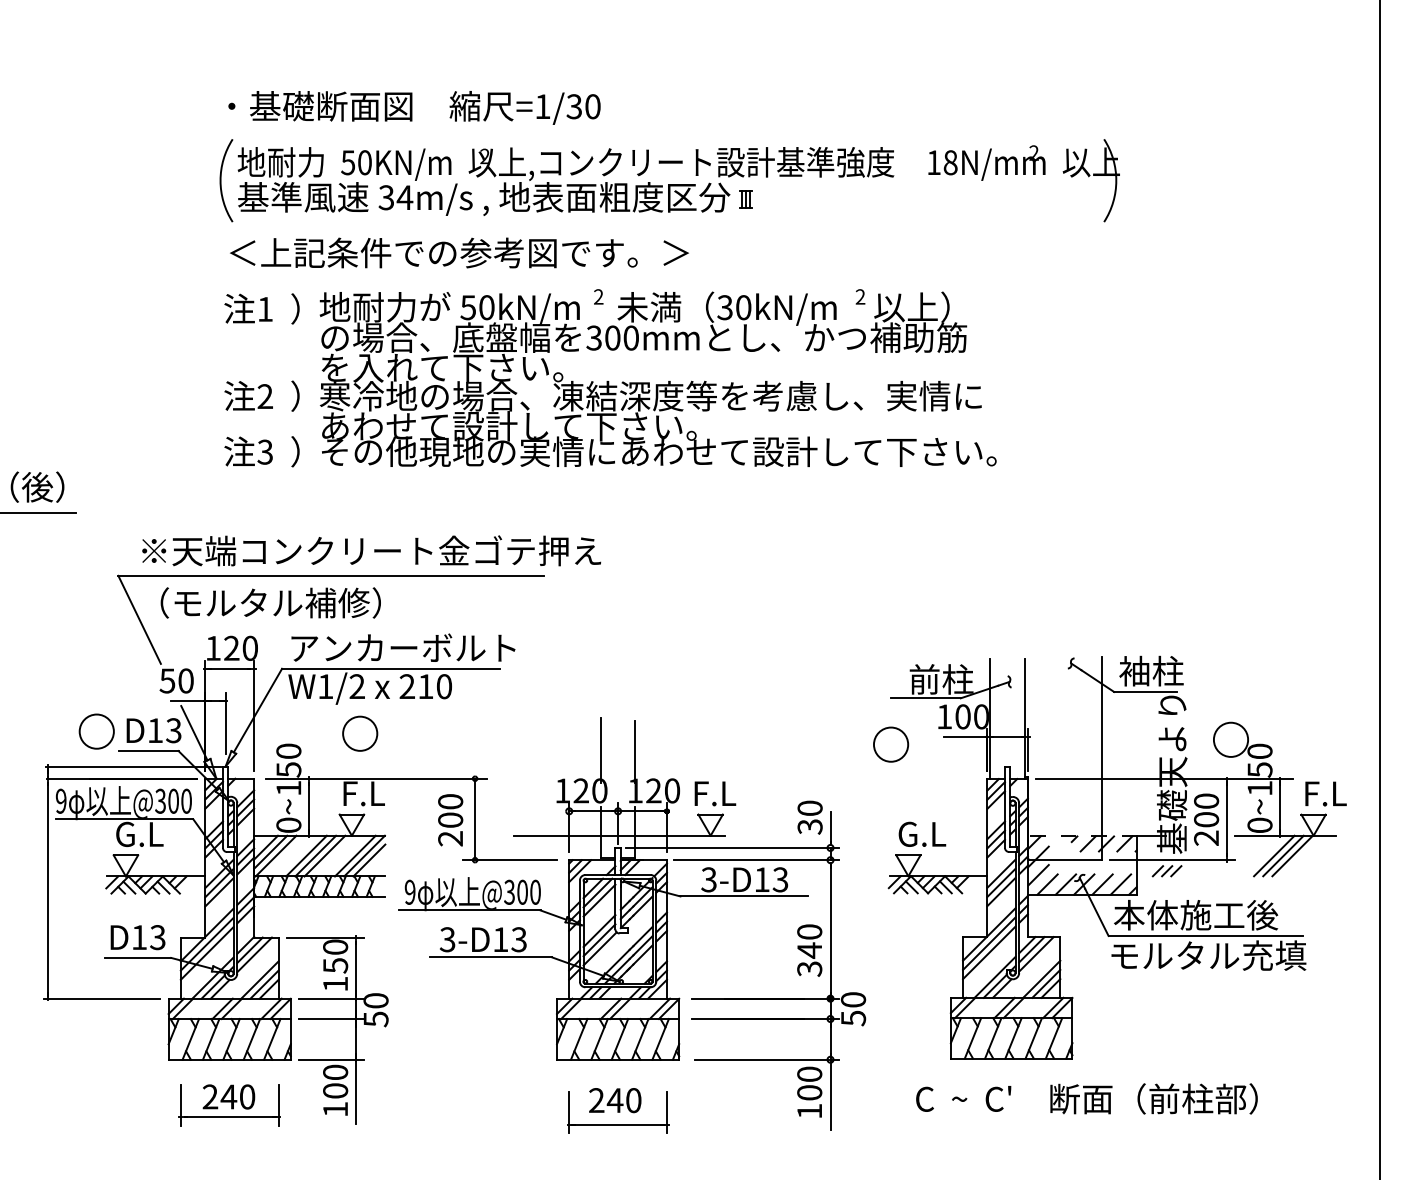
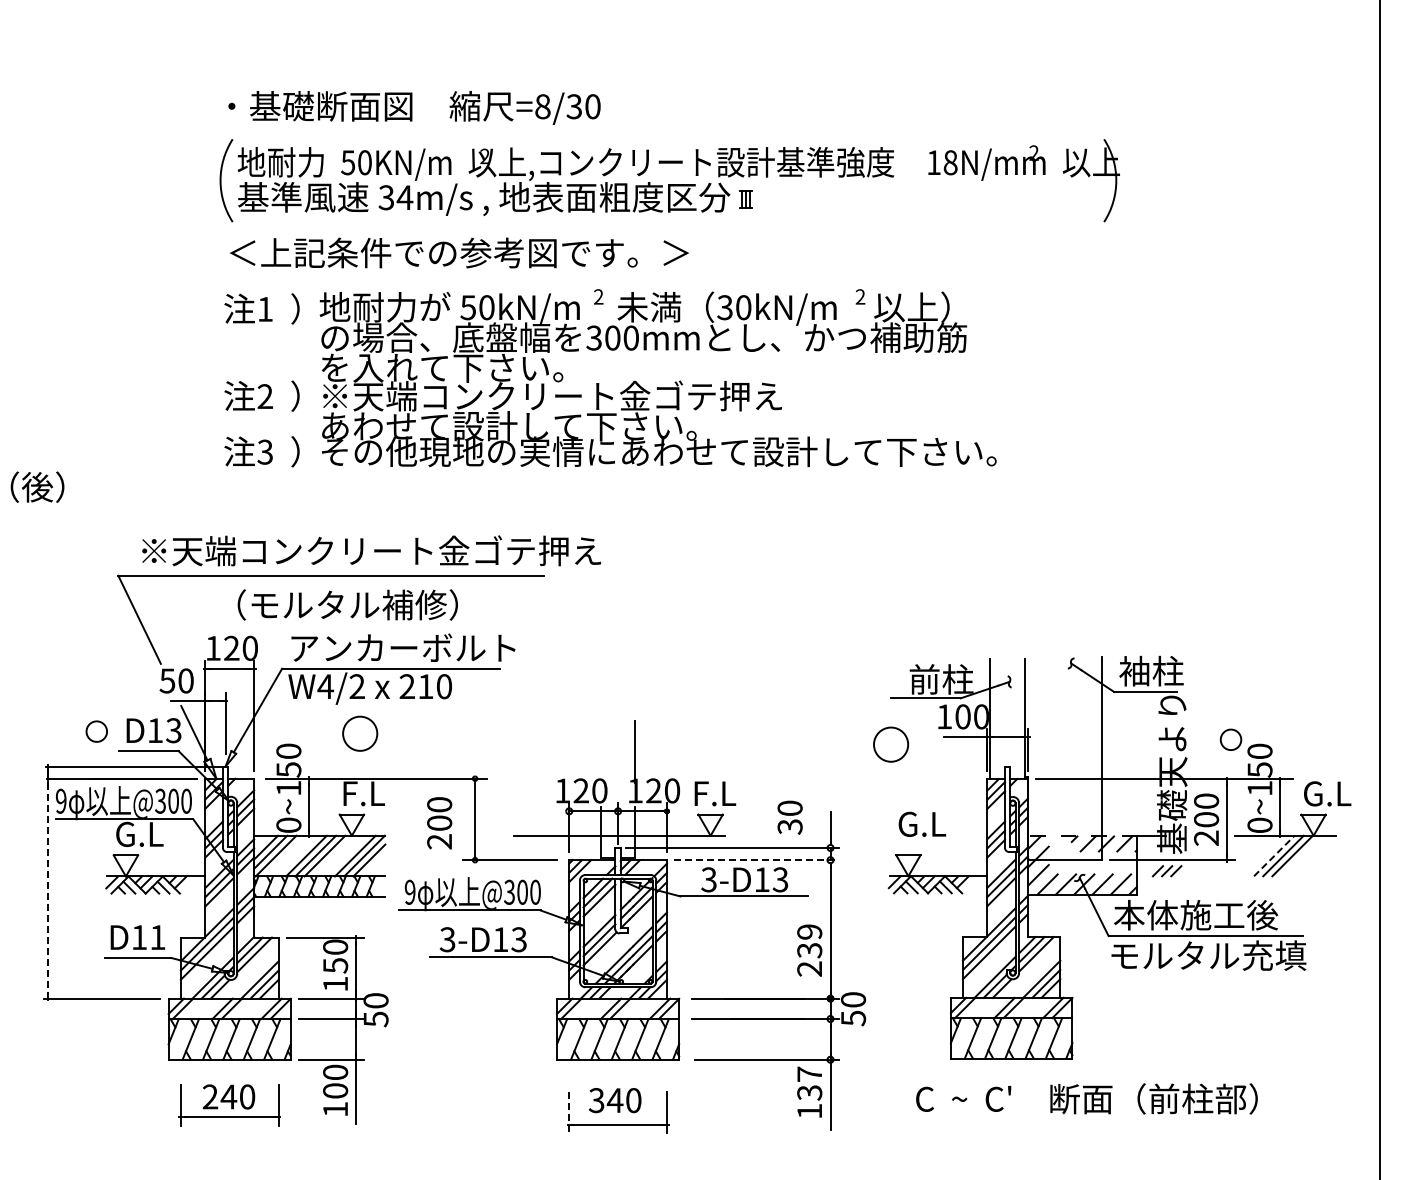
text: =1/30 -> =8/30 (542, 106)
text: 寒冷地の場合、凍結深度等を考慮し、実情に -> ※天端コンクリート金ゴテ押え (650, 395)
line: present -> none (38, 513)
text position: (270, 602) -> (347, 604) (347, 604)
text: W1/2 -> W4/2 (325, 686)
circle diameter: 34 px -> 21 px (96, 731)
circle diameter: 34 px -> 21 px (1230, 739)
line: present -> none (600, 750)
text: F.L -> G.L (1327, 793)
text position: (809, 817) -> (789, 817) (789, 817)
text position: (450, 820) -> (439, 823) (439, 823)
text position: (922, 833) -> (922, 823) (922, 823)
line: solid -> dashed (1274, 856)
line: solid -> dashed (757, 860)
line: solid -> dashed (47, 888)
text: D13 -> D11 (157, 937)
text: 340 -> 239 (809, 950)
text: 100 -> 137 (809, 1083)
text: 240 -> 340 (596, 1100)
line: solid -> dashed (569, 1112)
